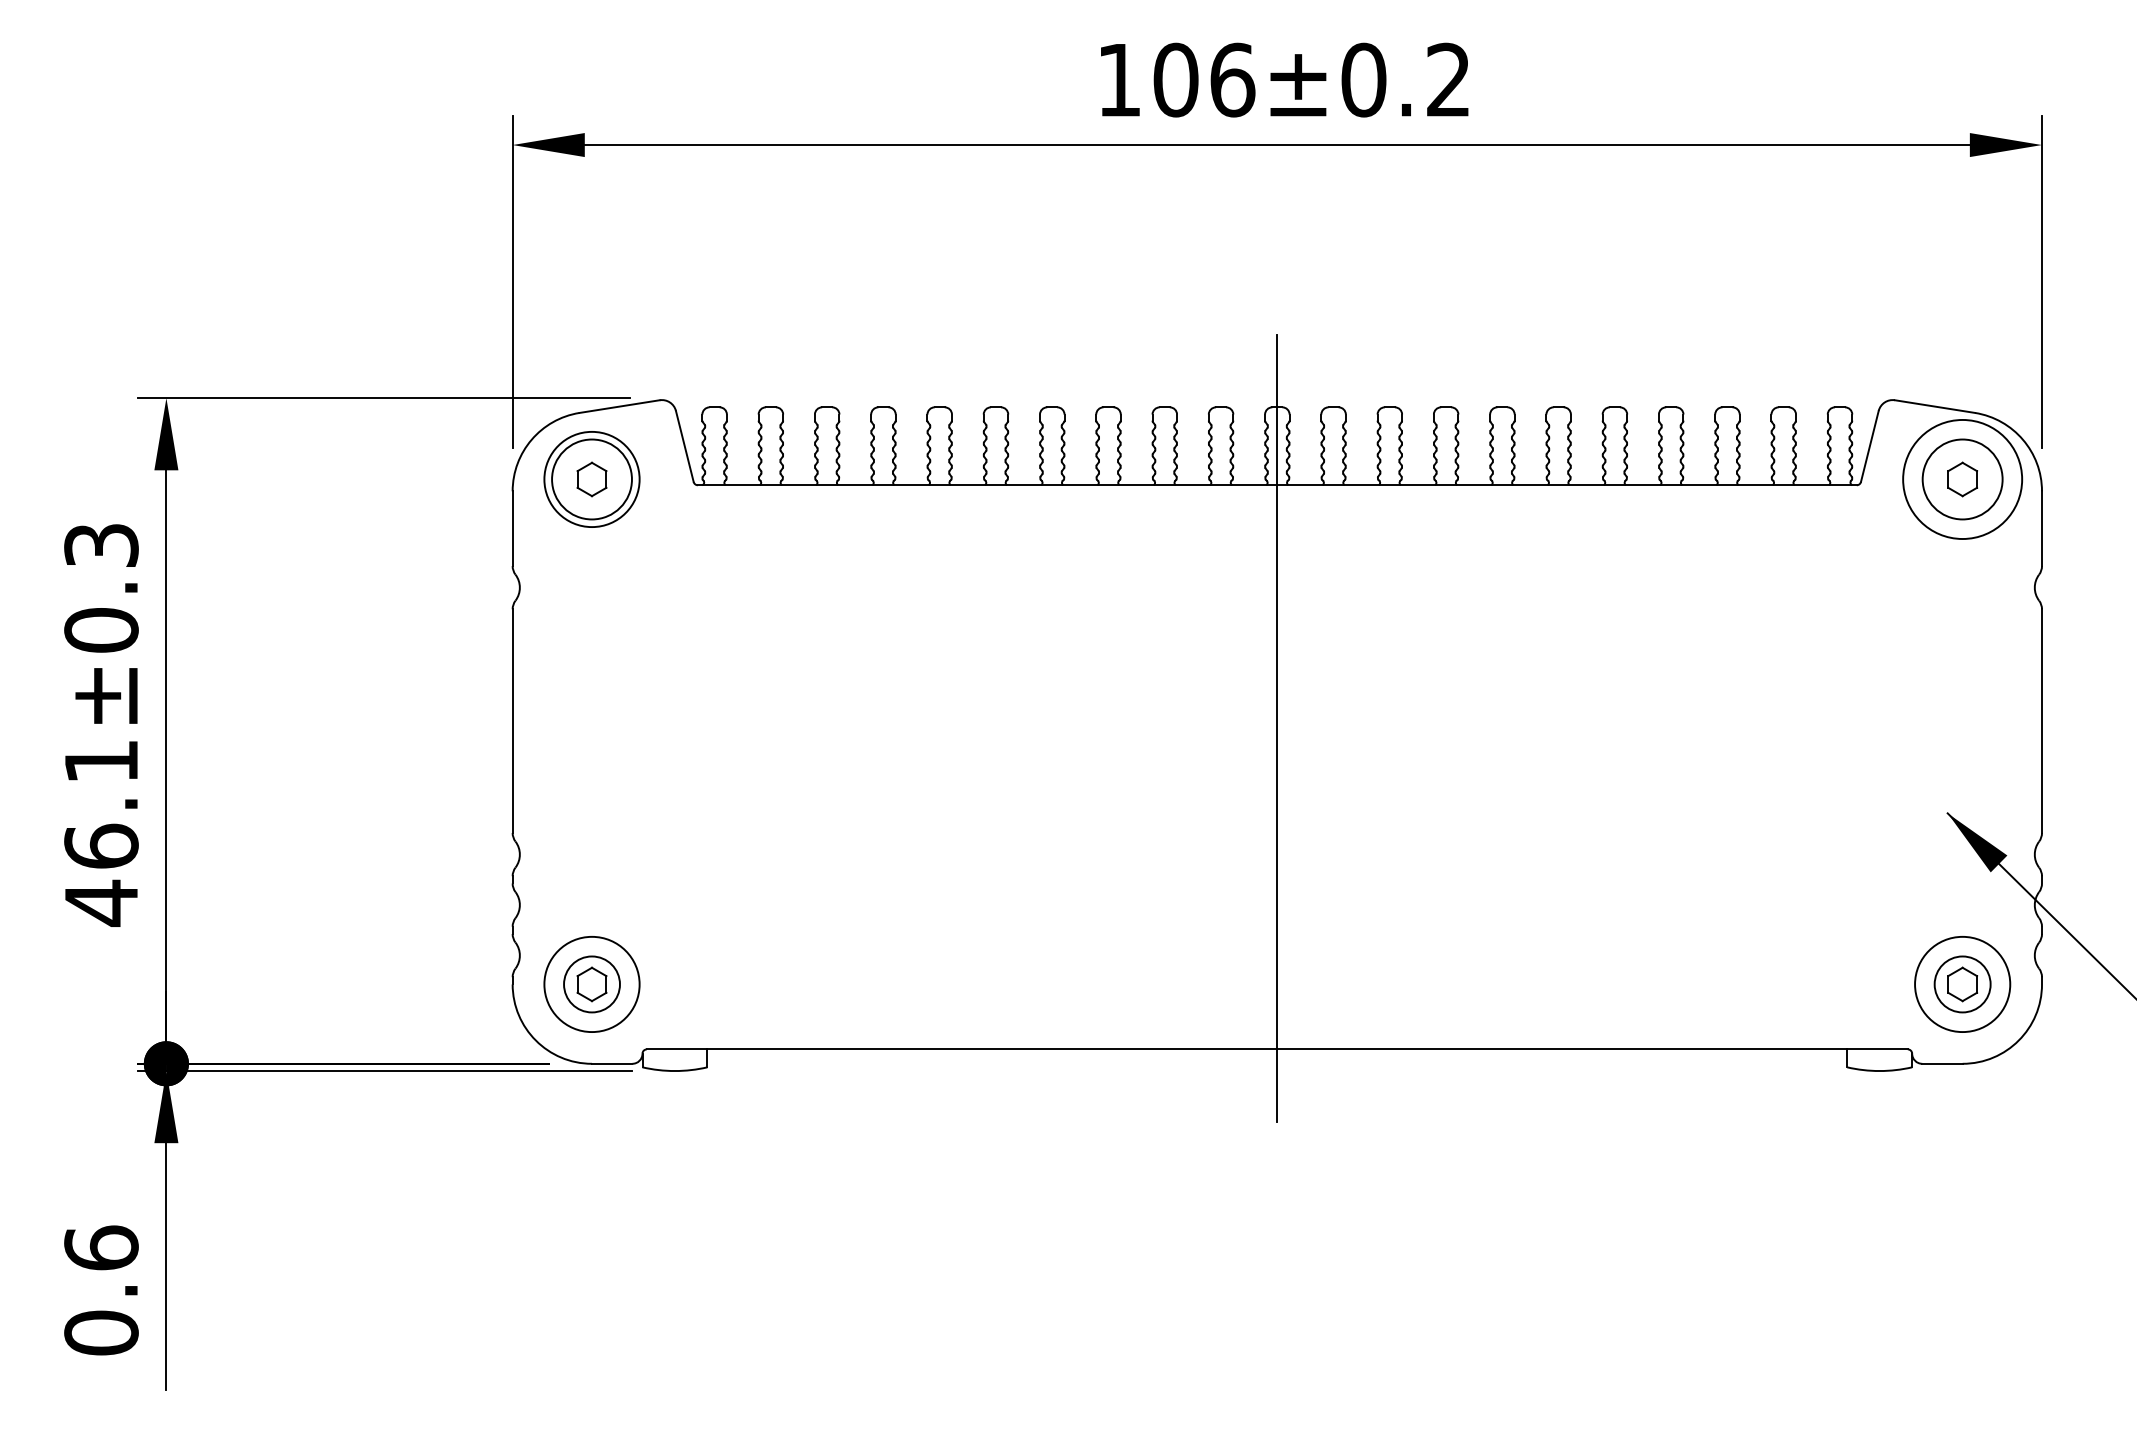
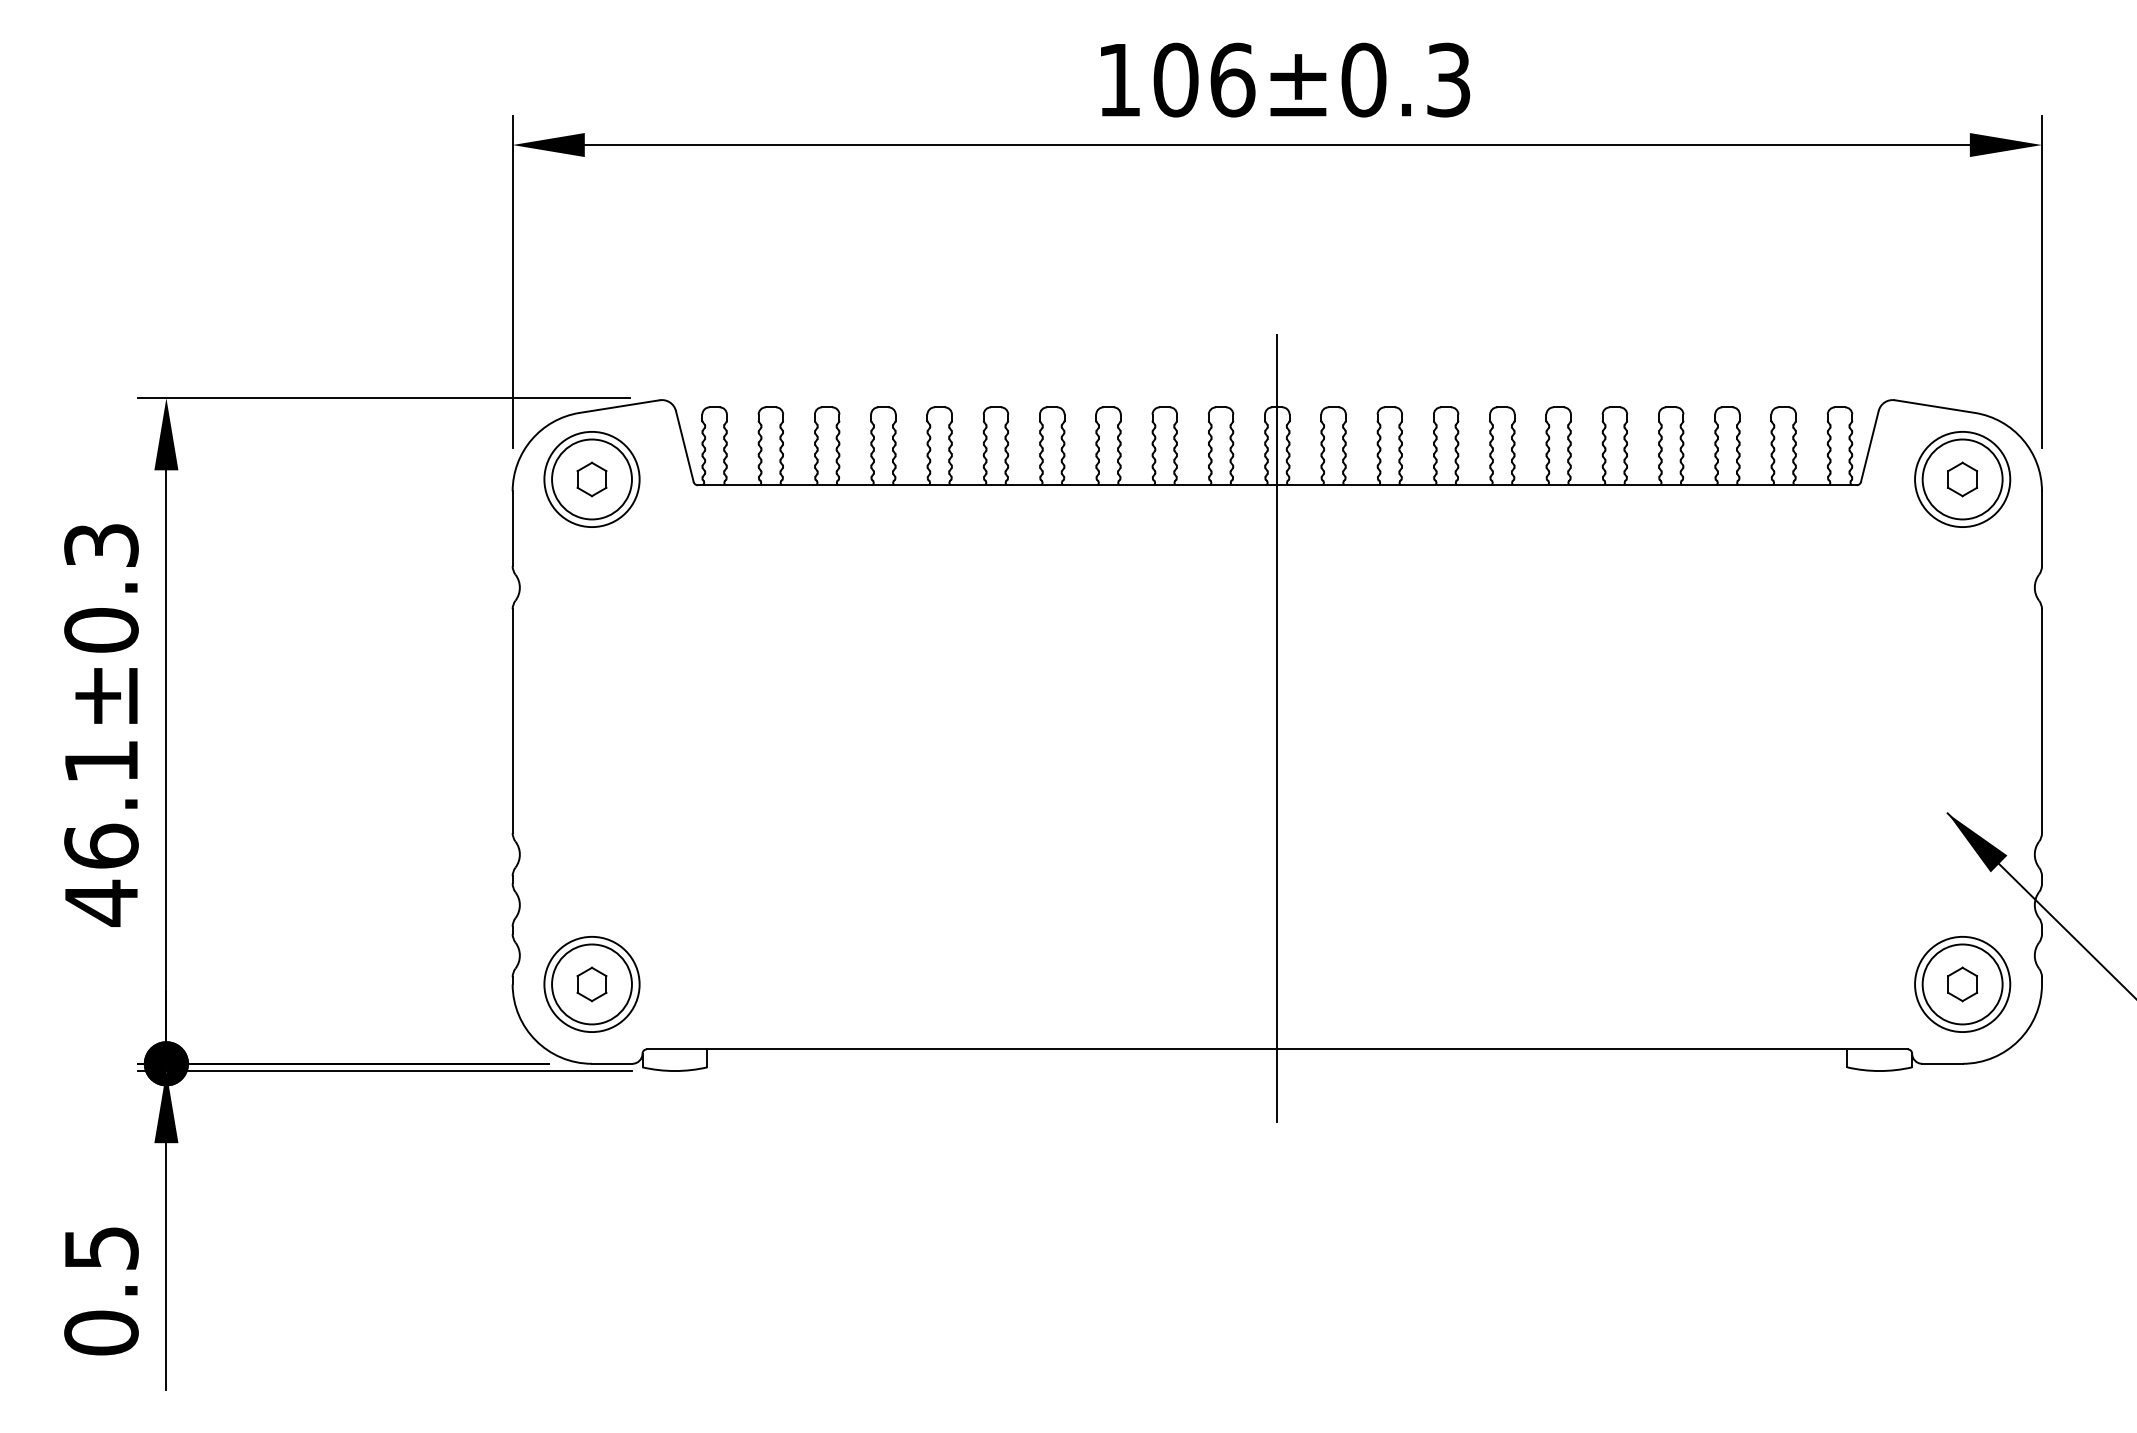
text: 106±0.2 -> 106±0.3 (1448, 79)
circle diameter: 119 px -> 95 px (1962, 479)
circle diameter: 56 px -> 80 px (591, 984)
circle diameter: 56 px -> 80 px (1962, 984)
text: 0.6 -> 0.5 (101, 1247)
